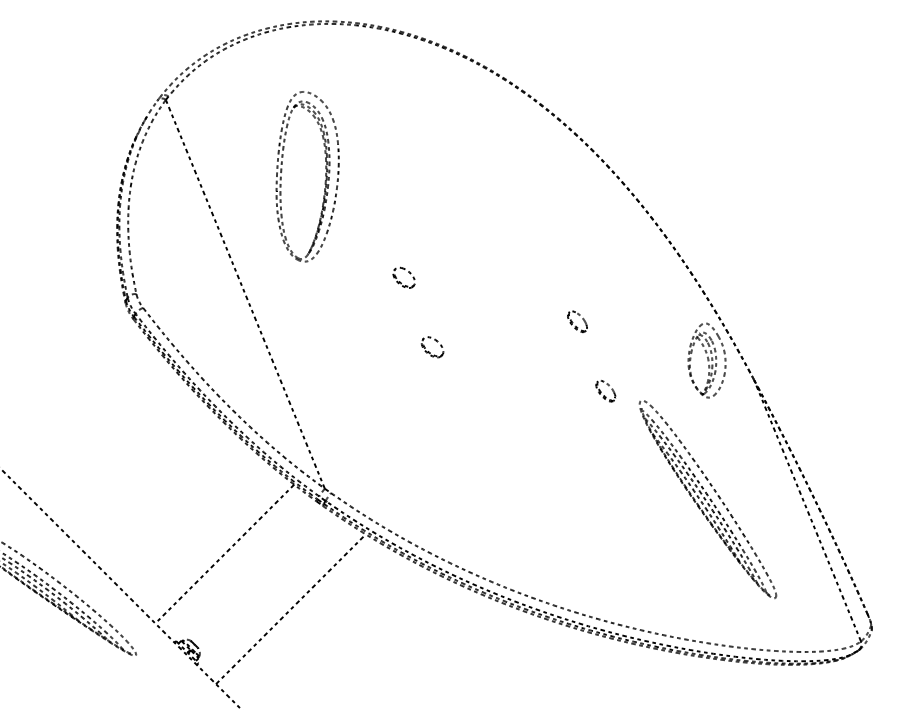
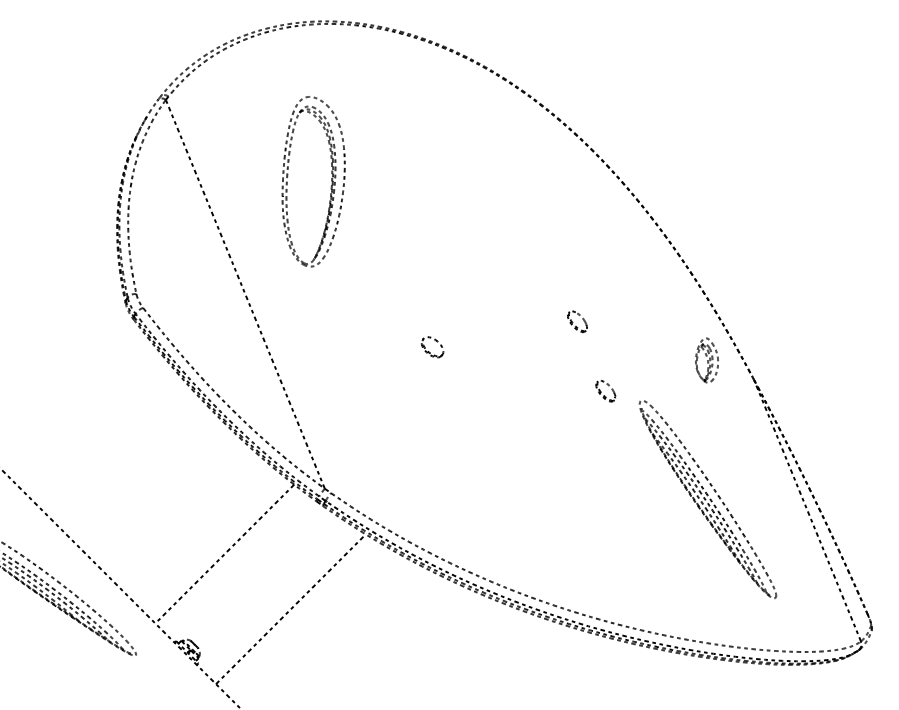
part position: (324, 181) -> (330, 186) (330, 186)
part: present -> none (403, 277)
part size: 40x77 px -> 24x47 px (706, 360)
